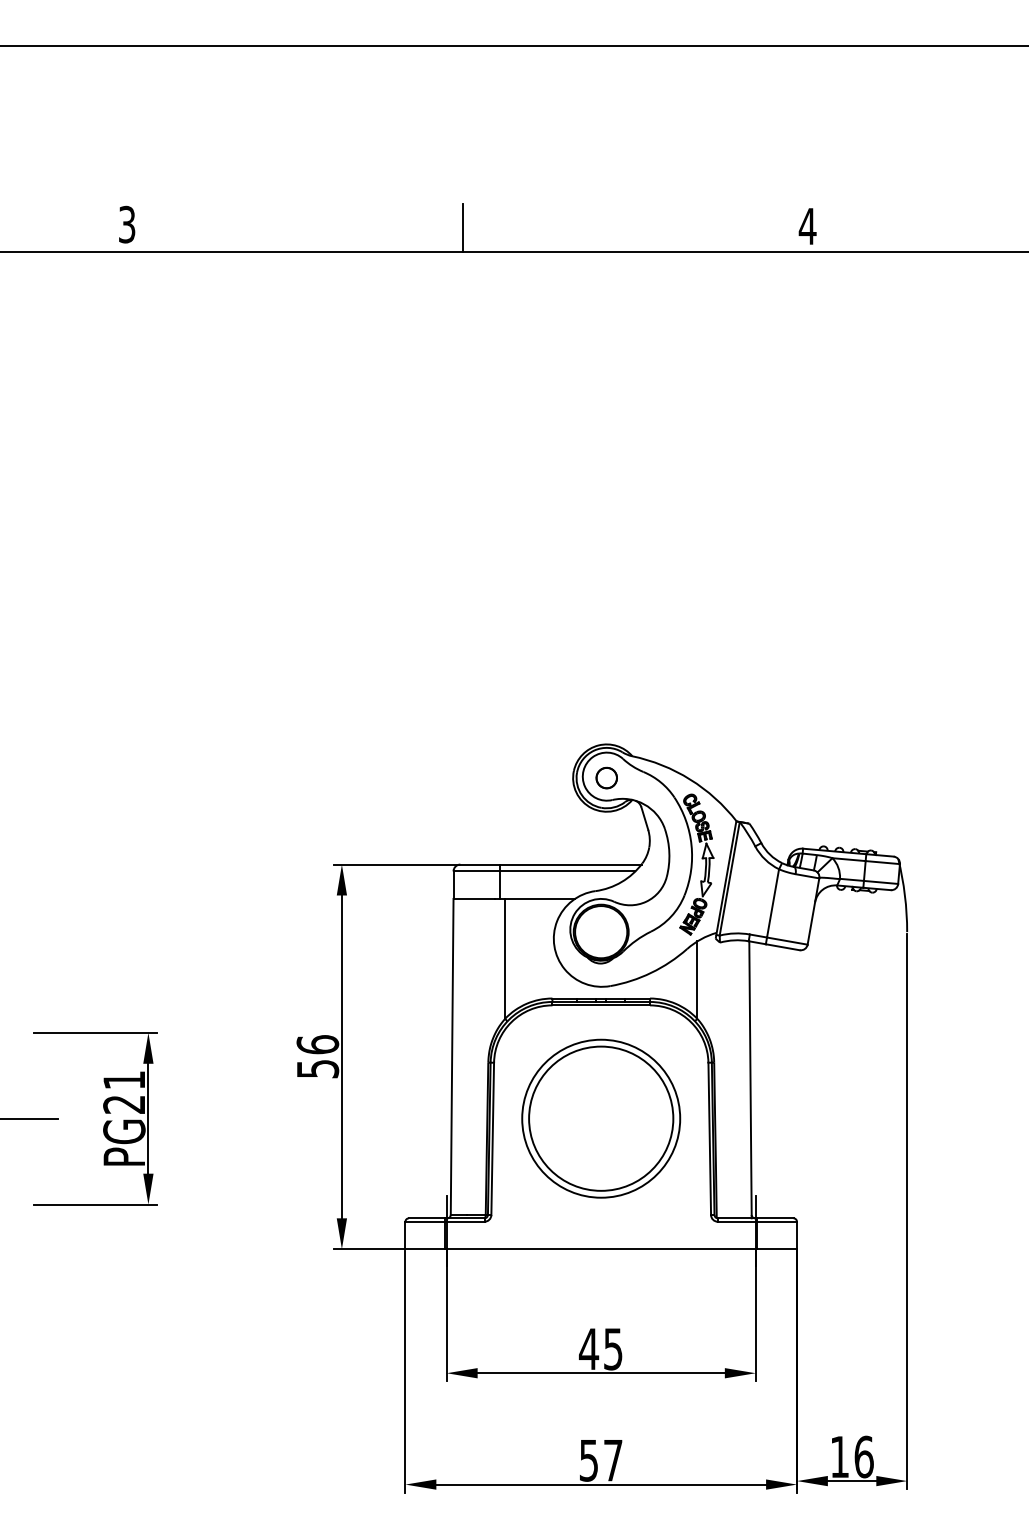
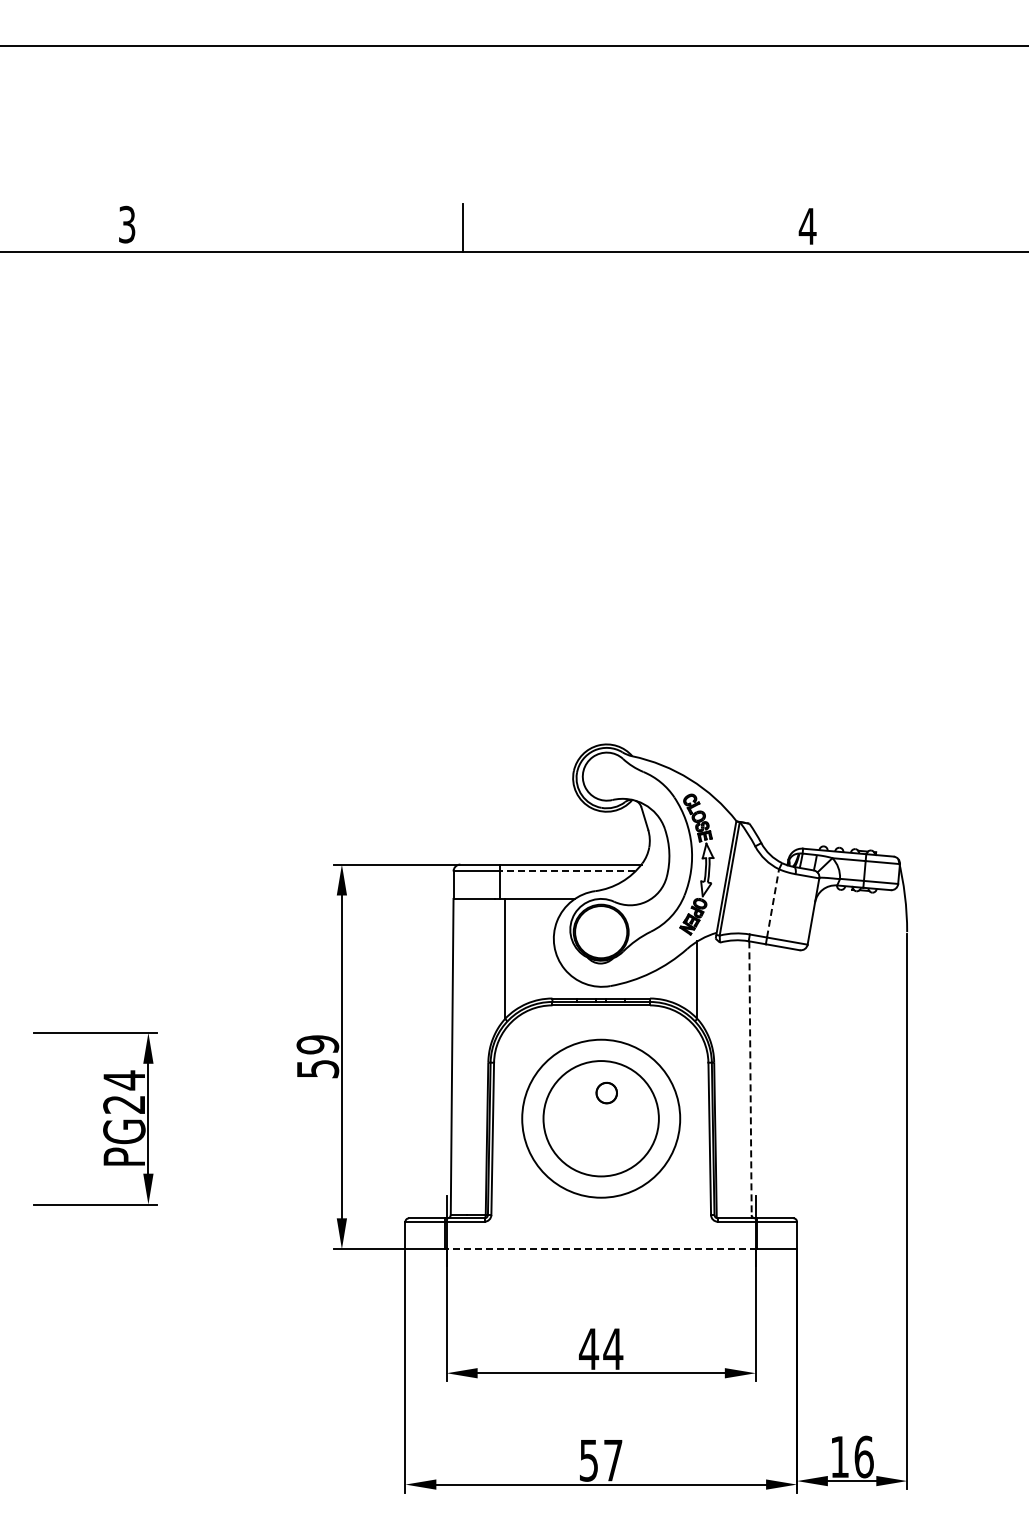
part position: (606, 777) -> (606, 1092) (606, 1092)
line: solid -> dashed (567, 871)
line: solid -> dashed (773, 903)
text: 56 -> 59 (317, 1044)
text: PG21 -> PG24 (123, 1080)
line: solid -> dashed (750, 1080)
line: present -> none (29, 1118)
circle diameter: 144 px -> 115 px (600, 1118)
line: solid -> dashed (600, 1249)
text: 45 -> 44 (613, 1349)
